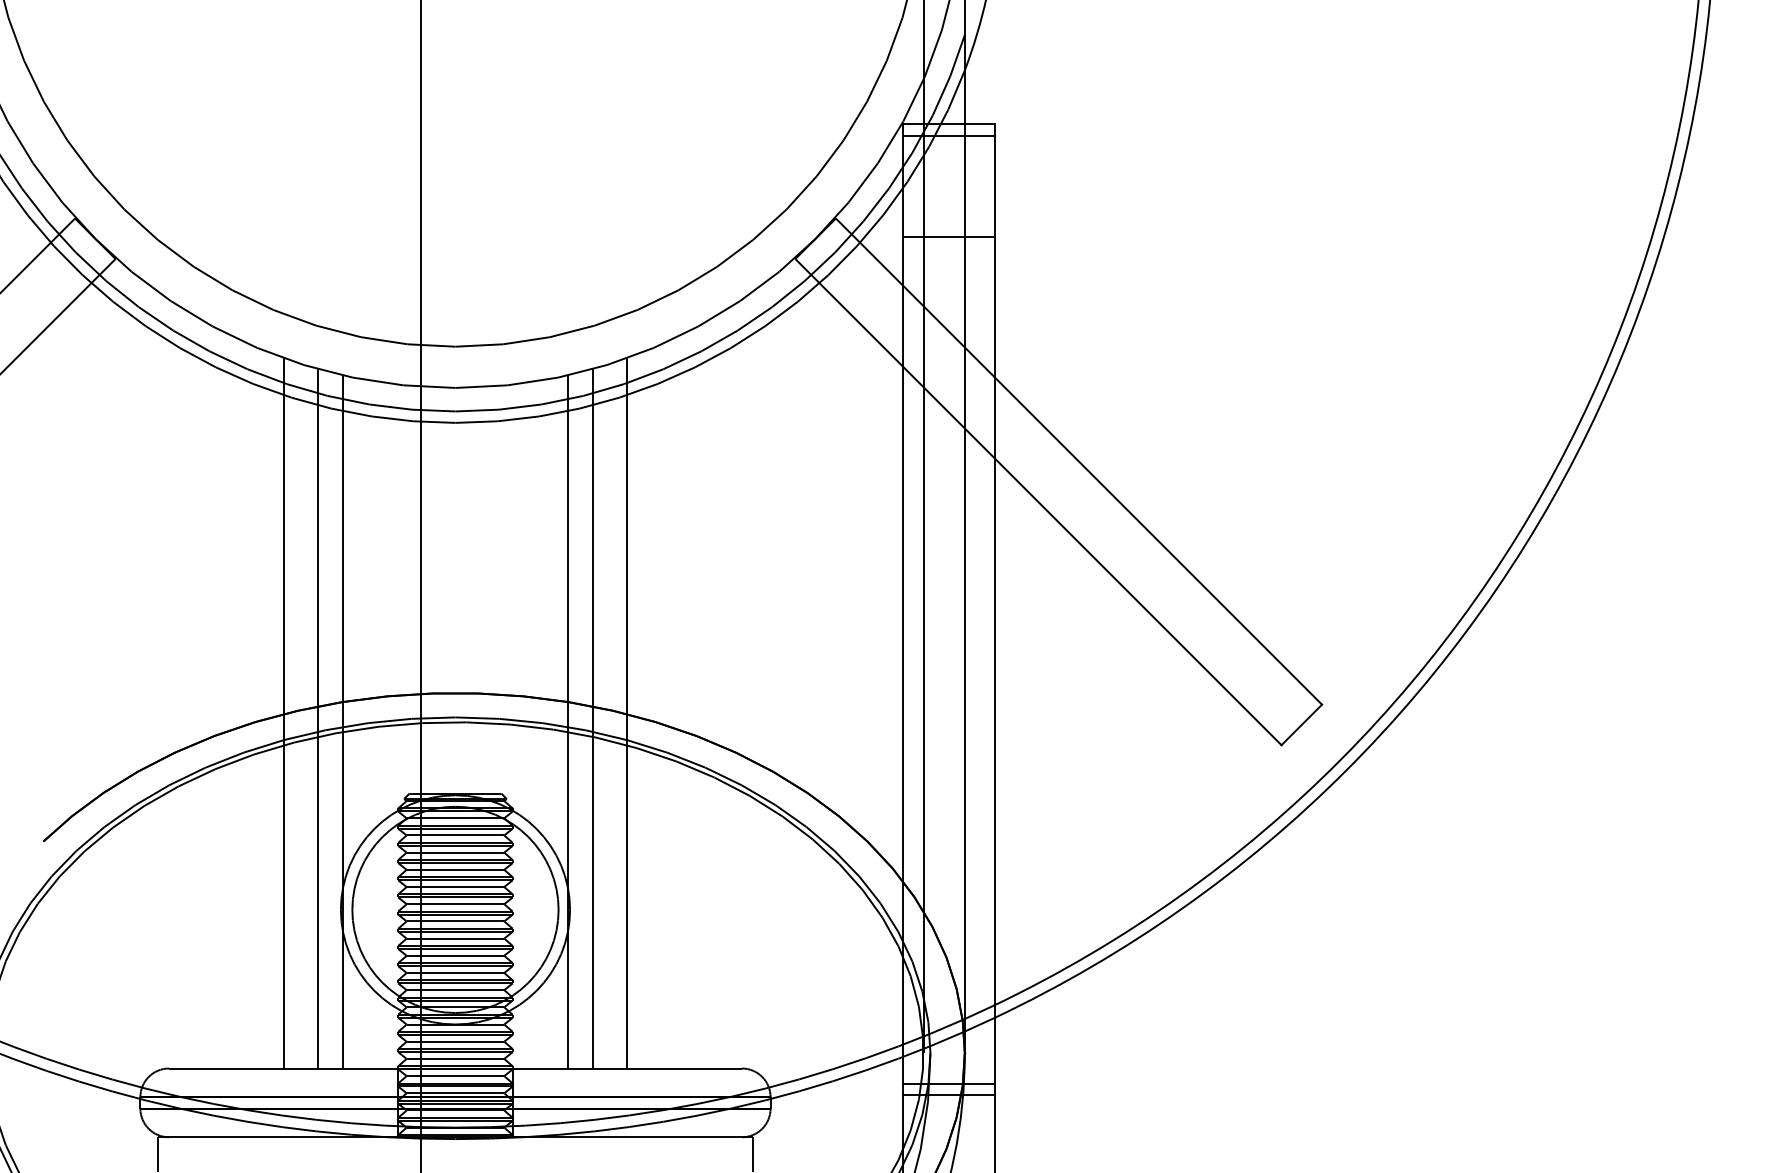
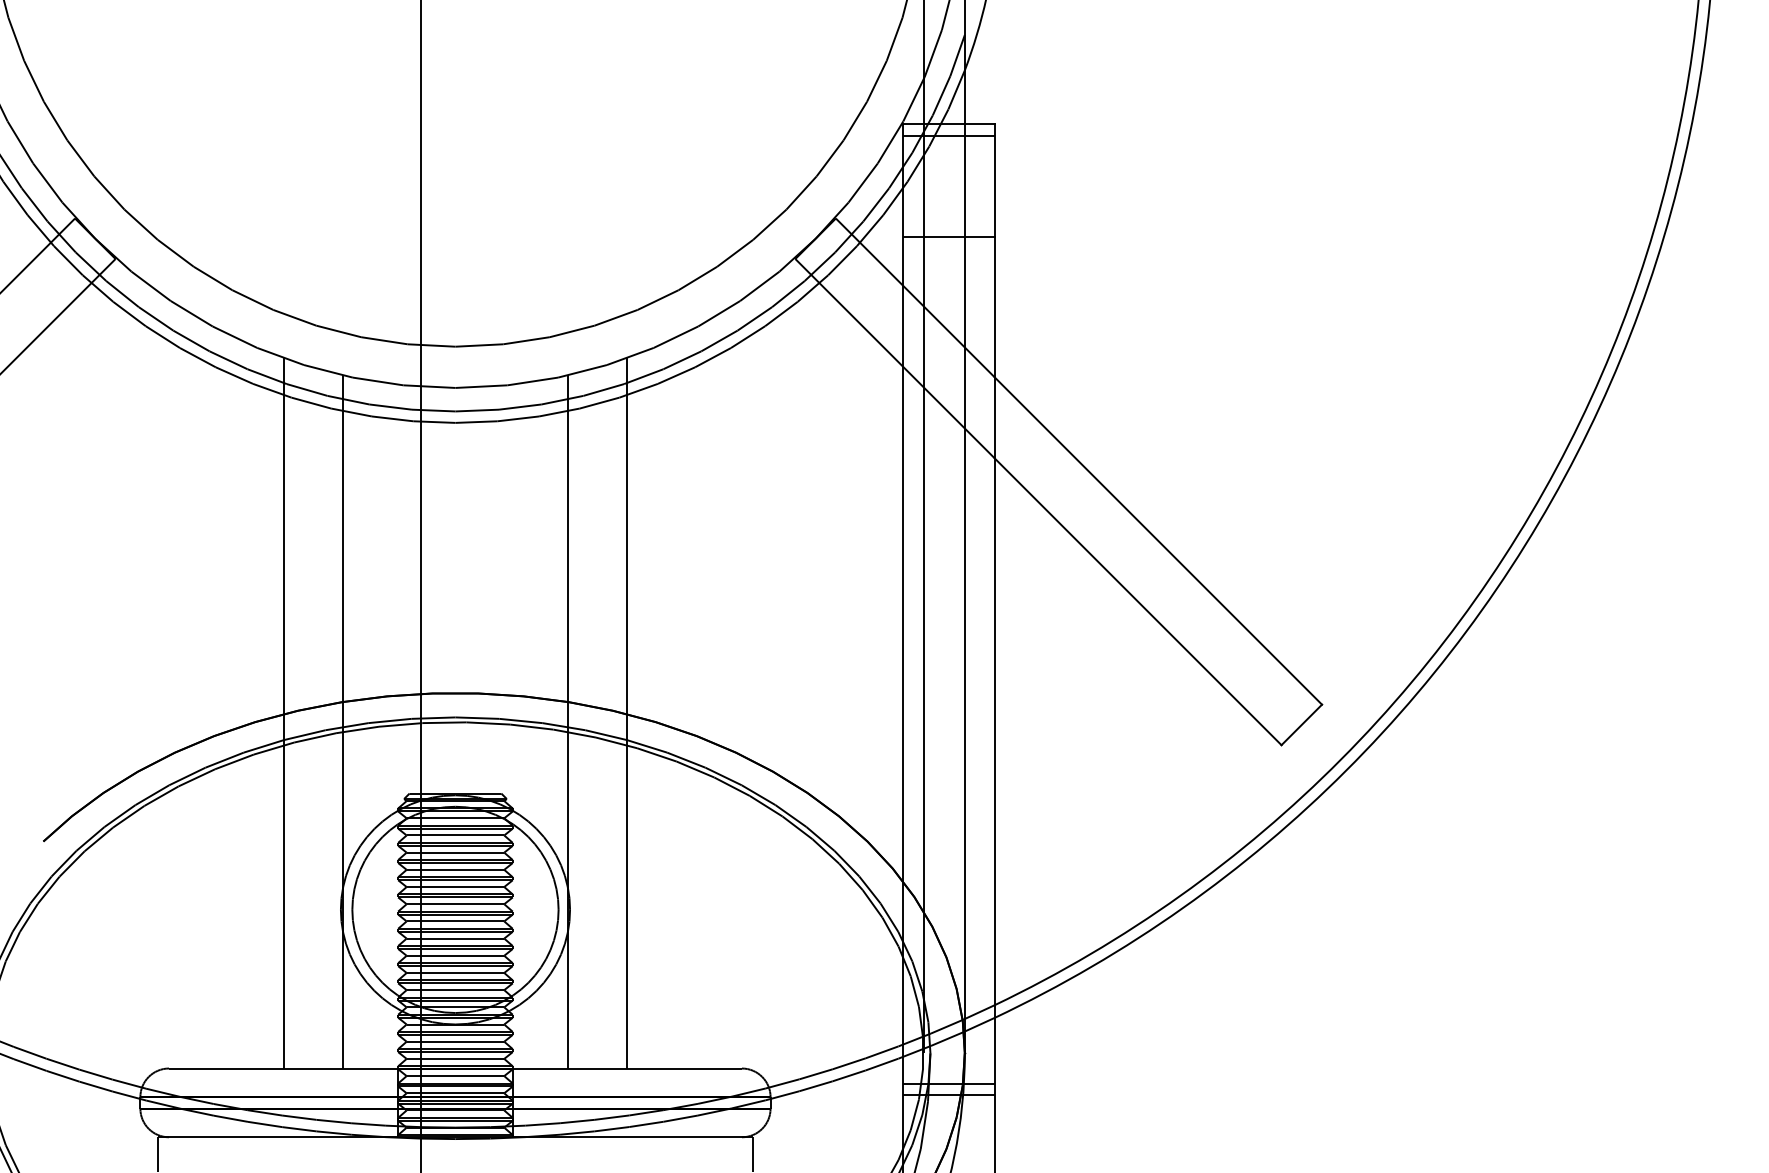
line: present -> none (317, 718)
line: present -> none (592, 718)
